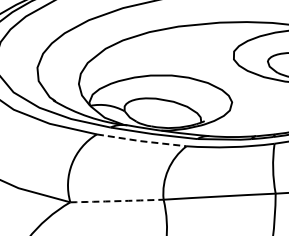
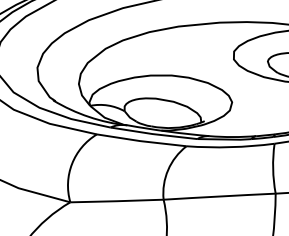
line: dashed -> solid (141, 141)
arc: dashed -> solid (117, 201)
